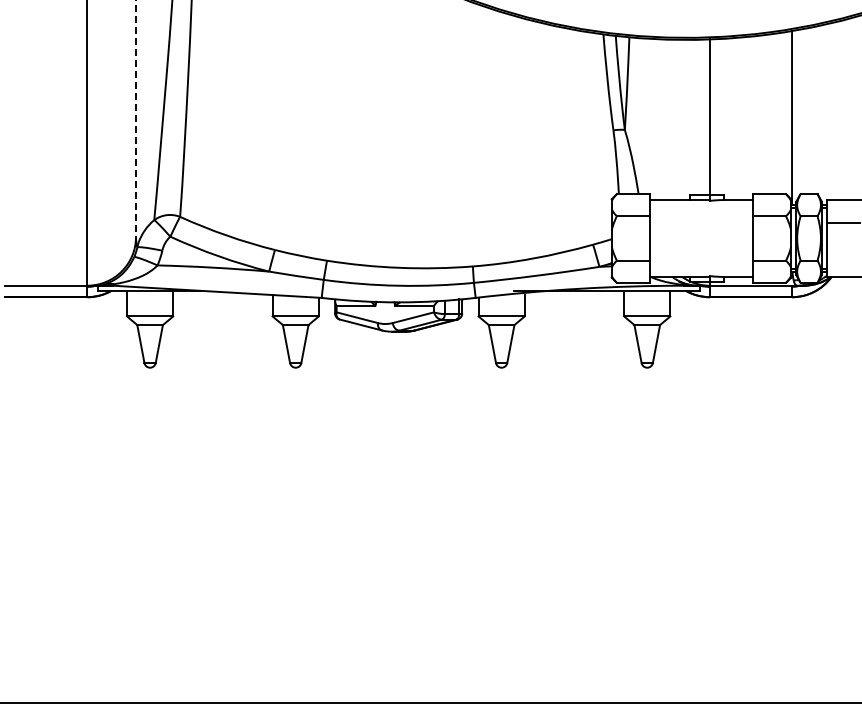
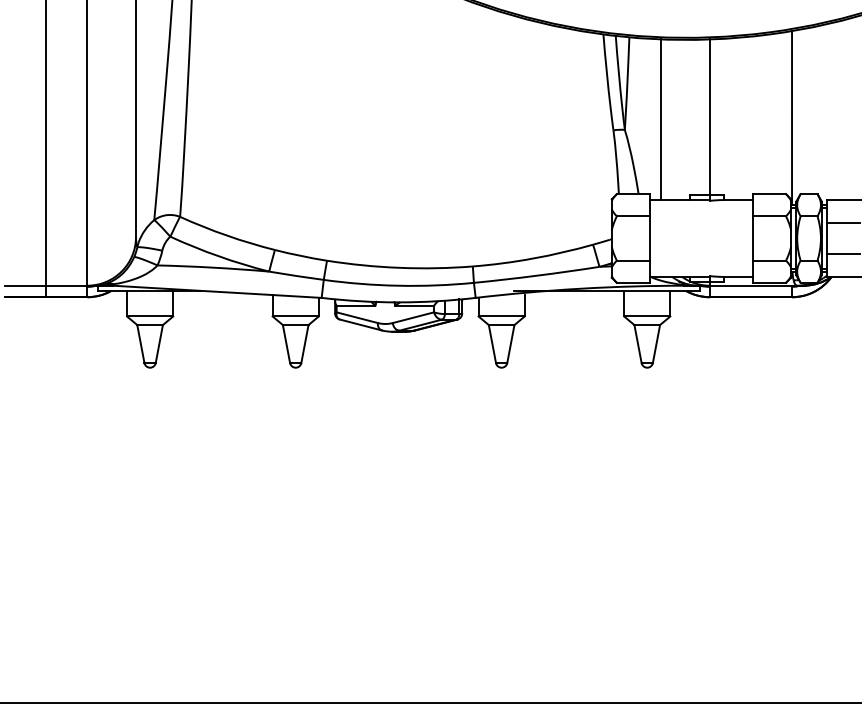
line: dashed -> solid (136, 119)
line: none -> present (661, 119)
line: none -> present (46, 149)
line: none -> present (842, 254)
